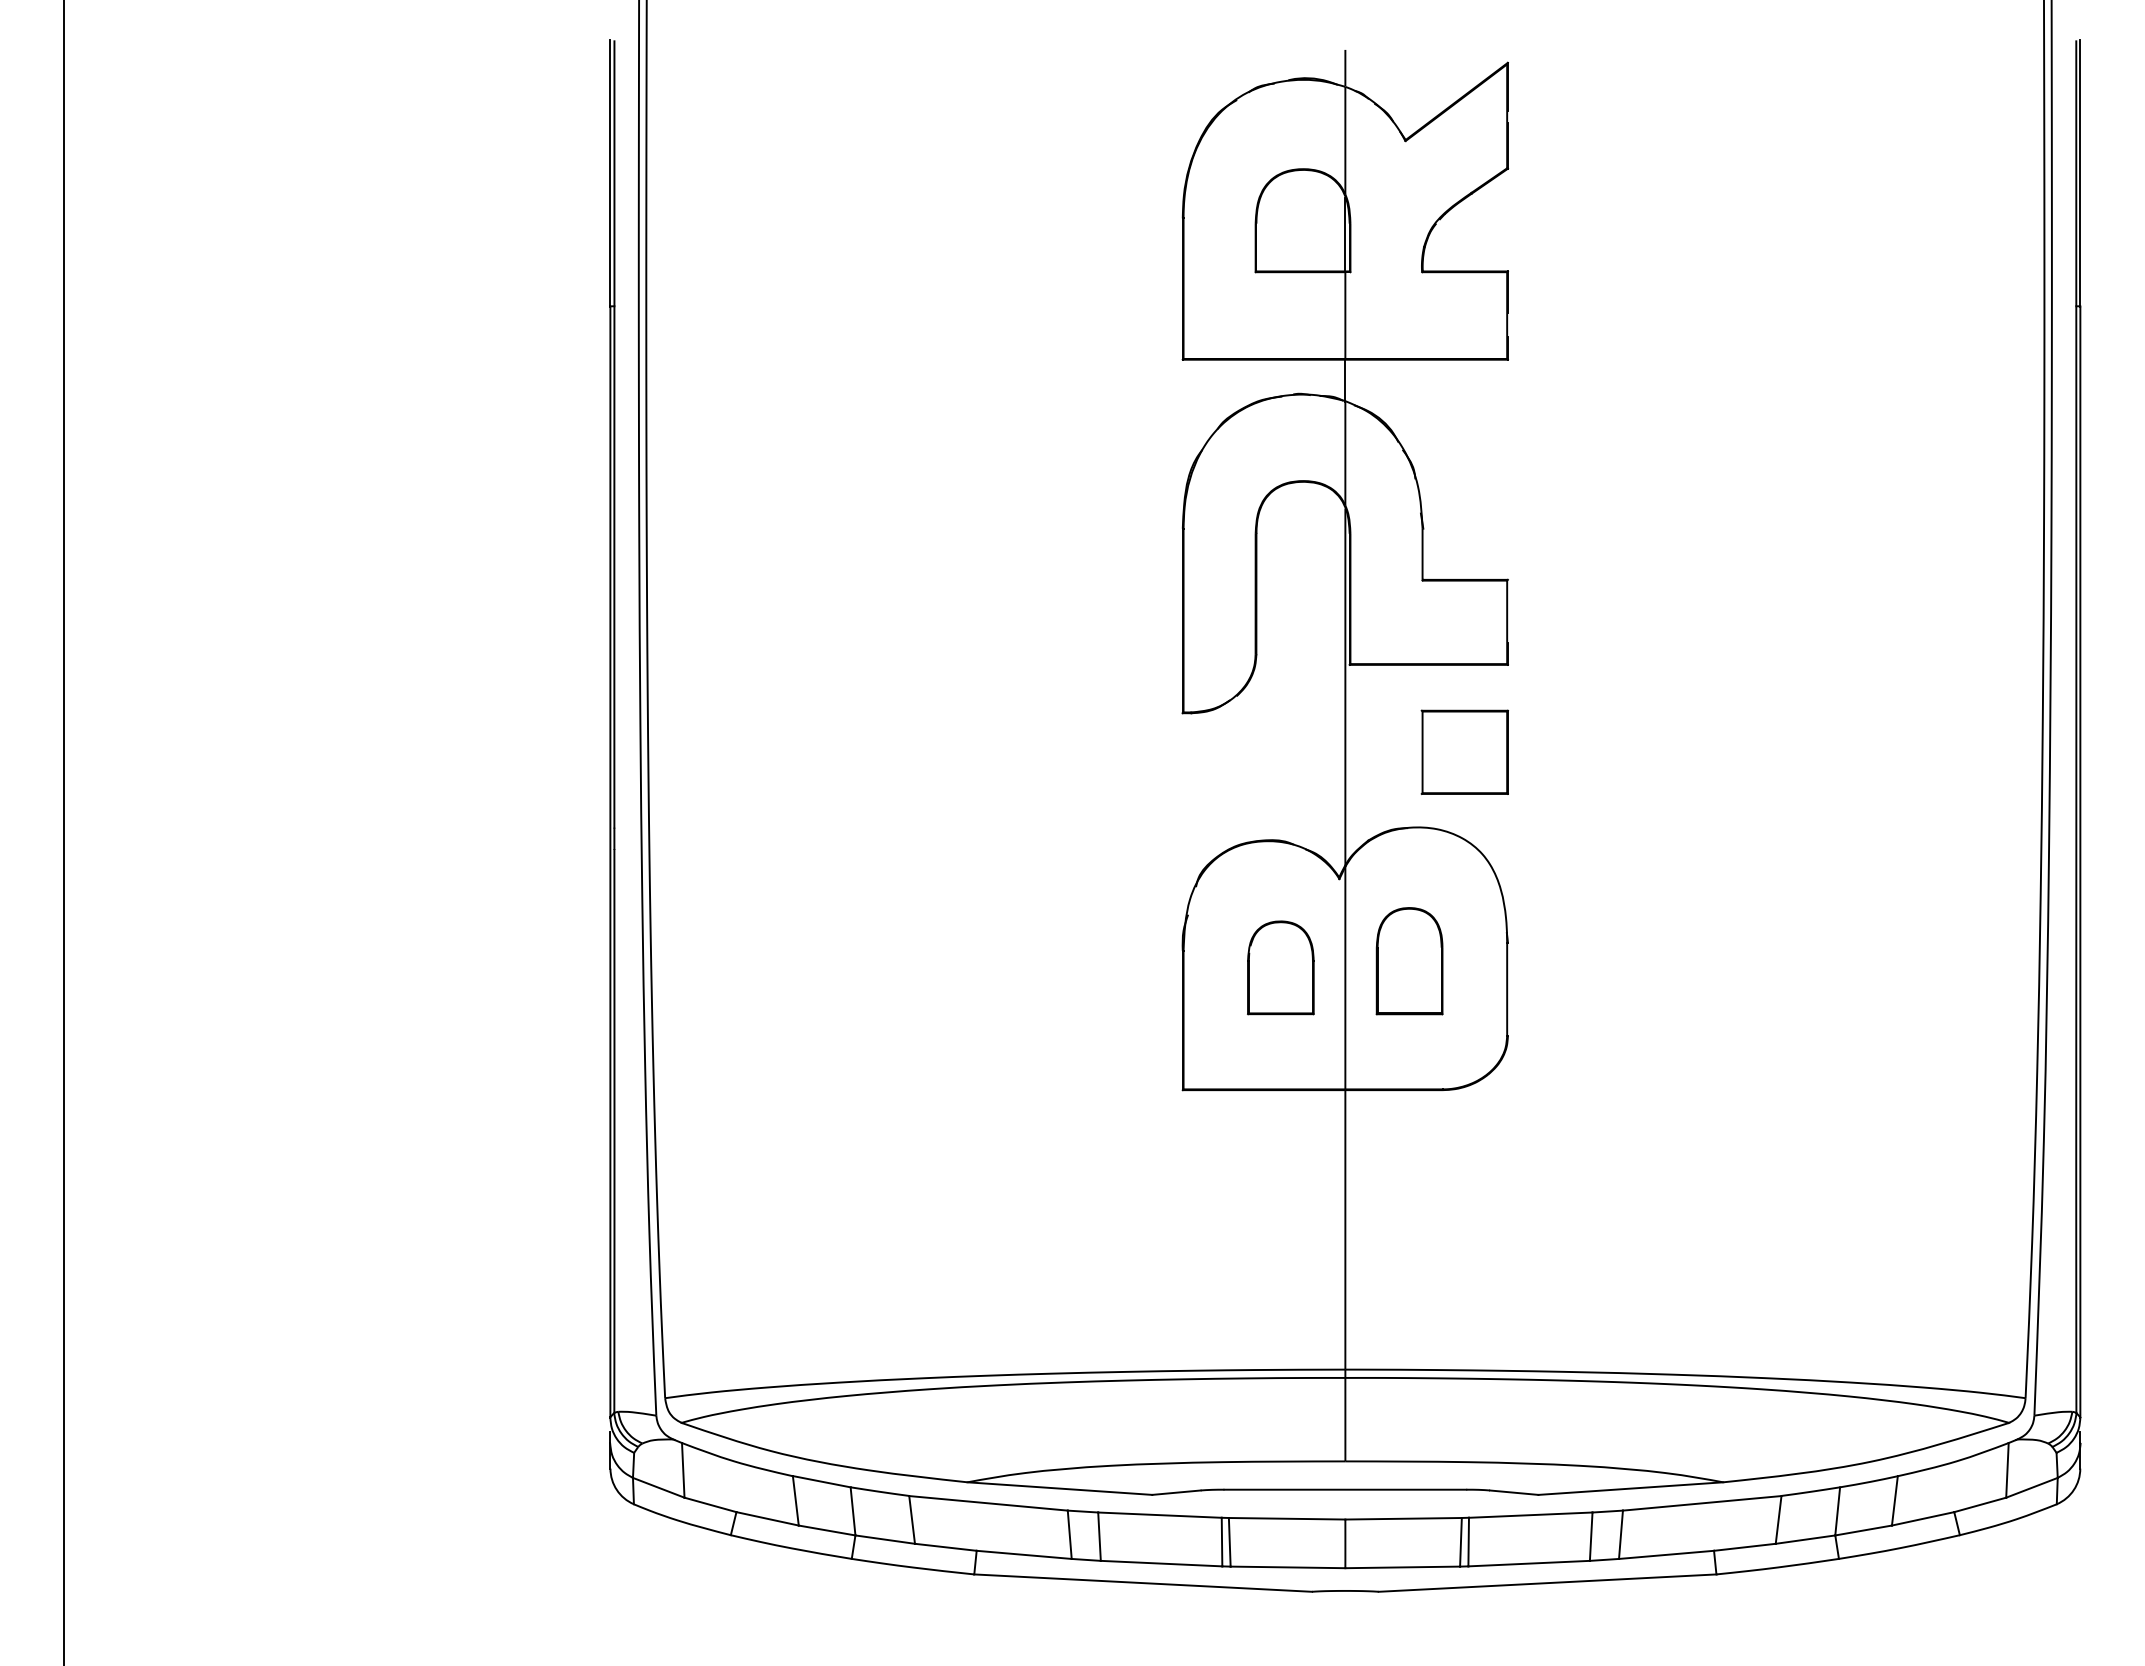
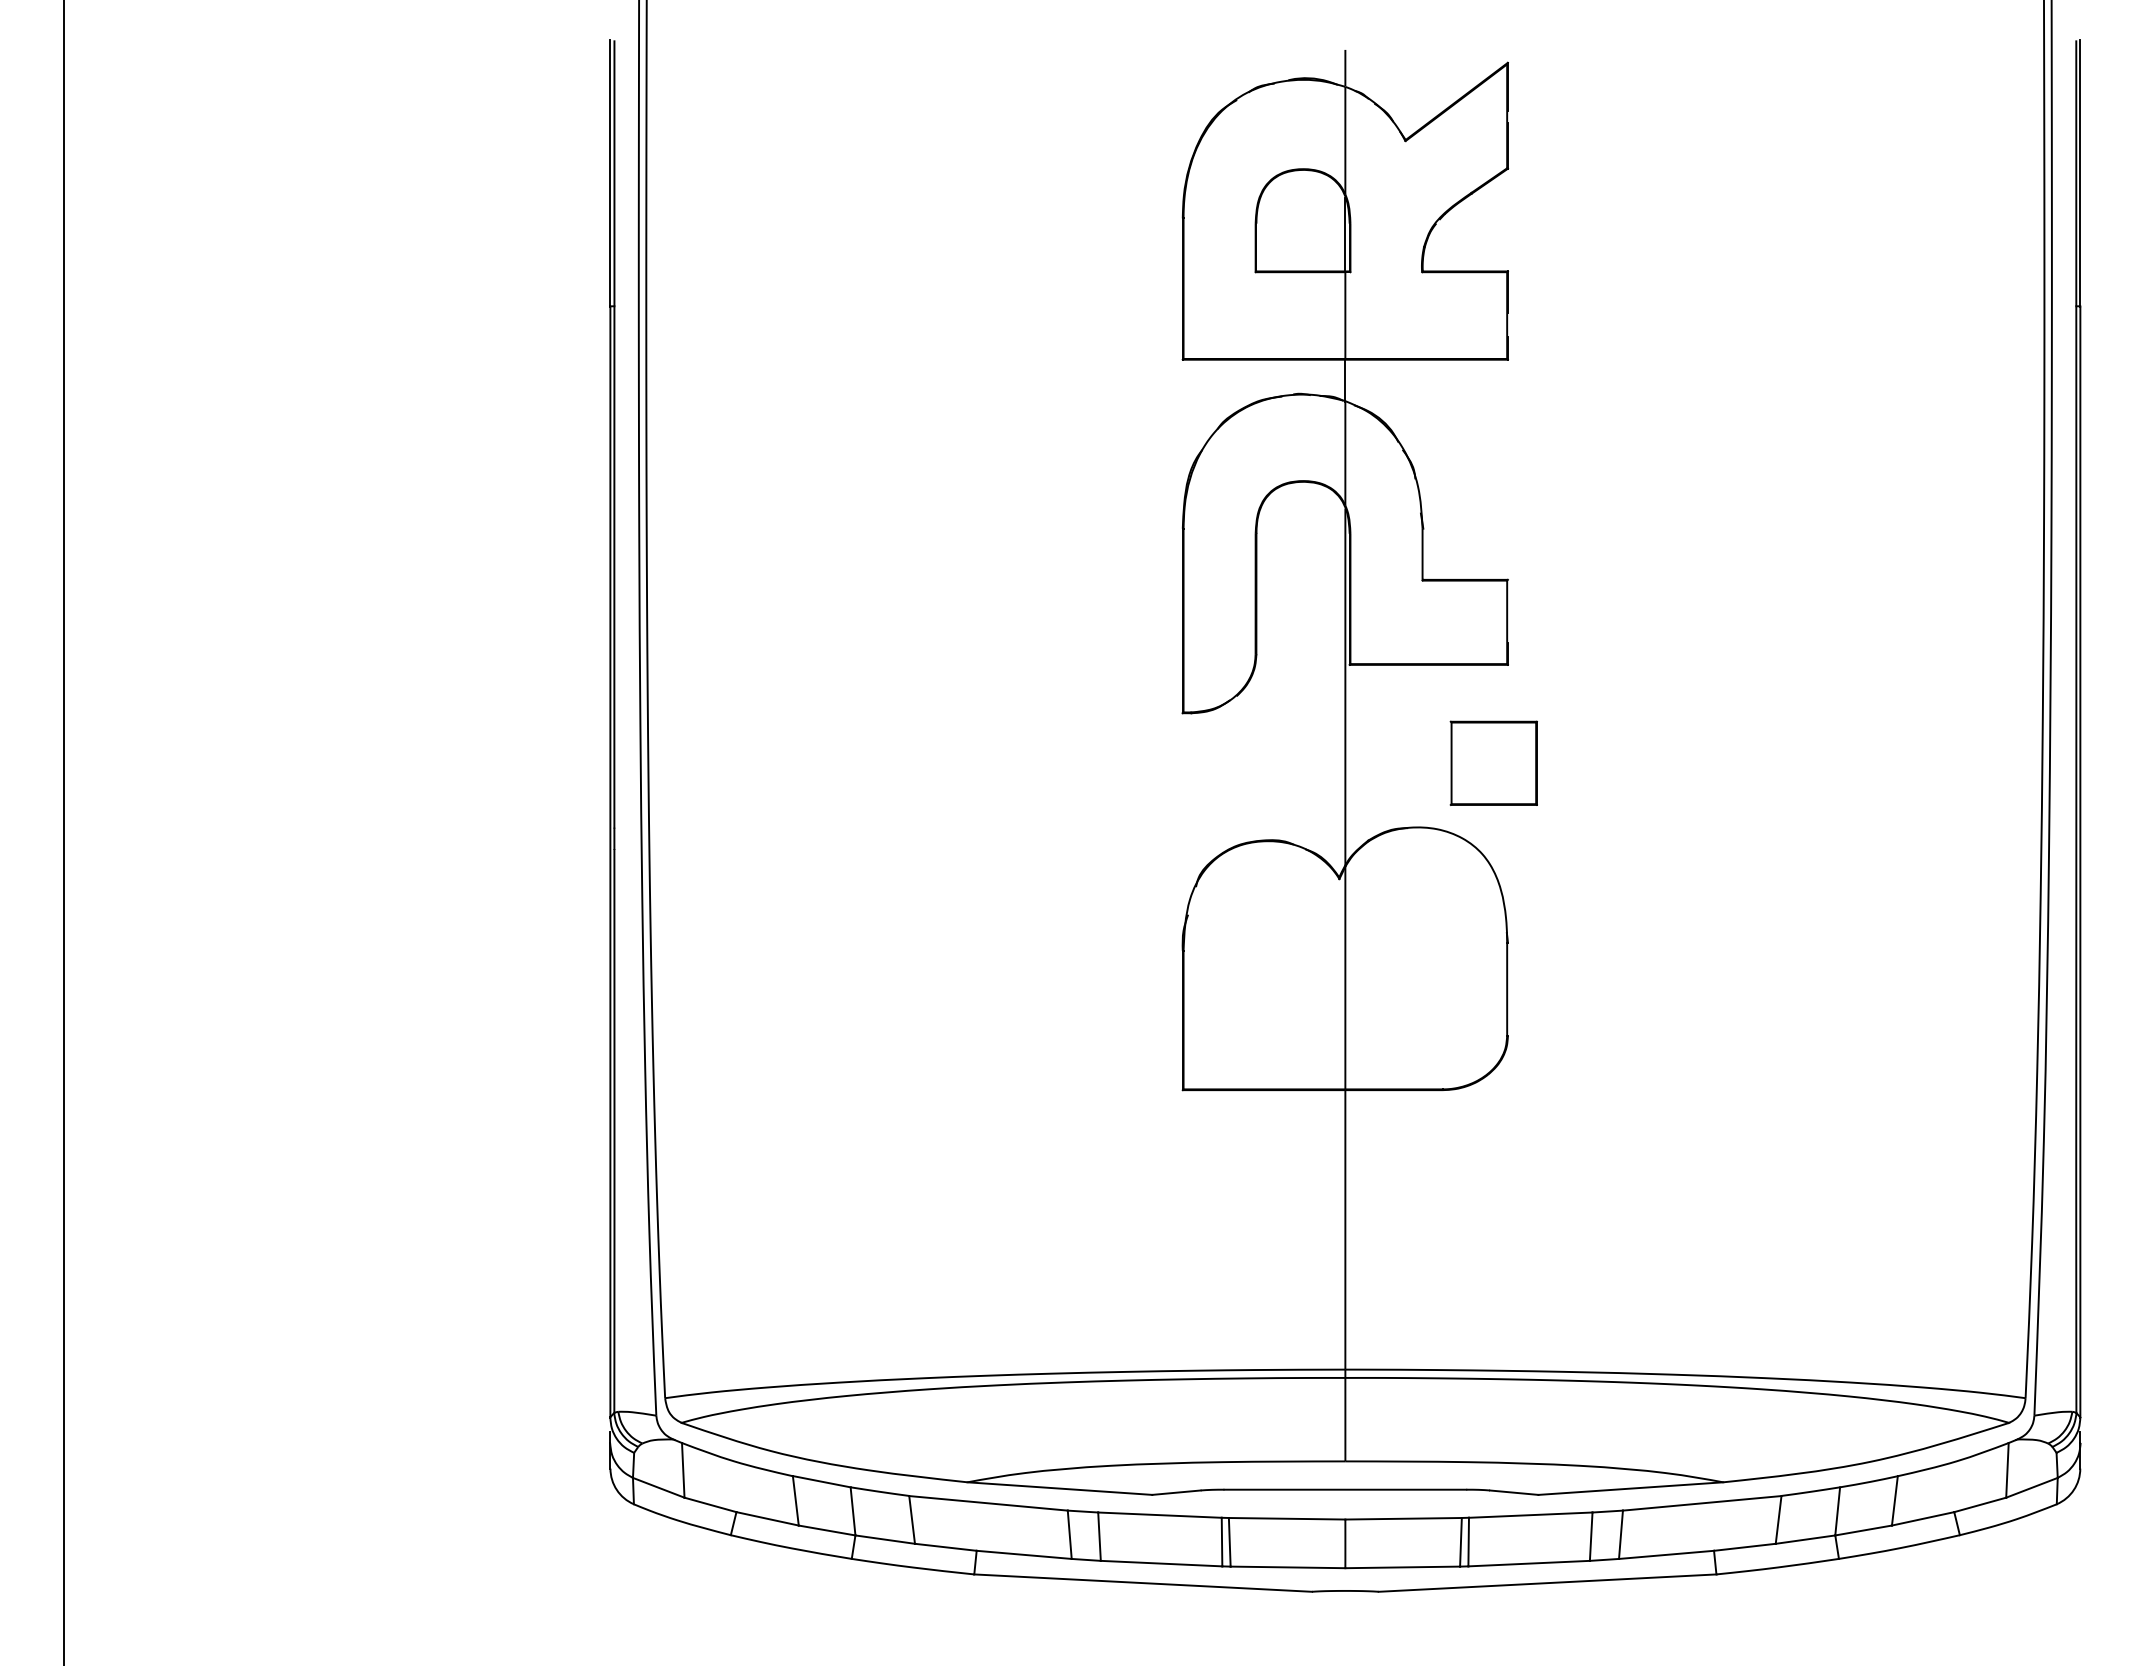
part position: (1464, 751) -> (1493, 762) (1493, 762)
part: present -> none (1409, 961)
part: present -> none (1280, 967)
